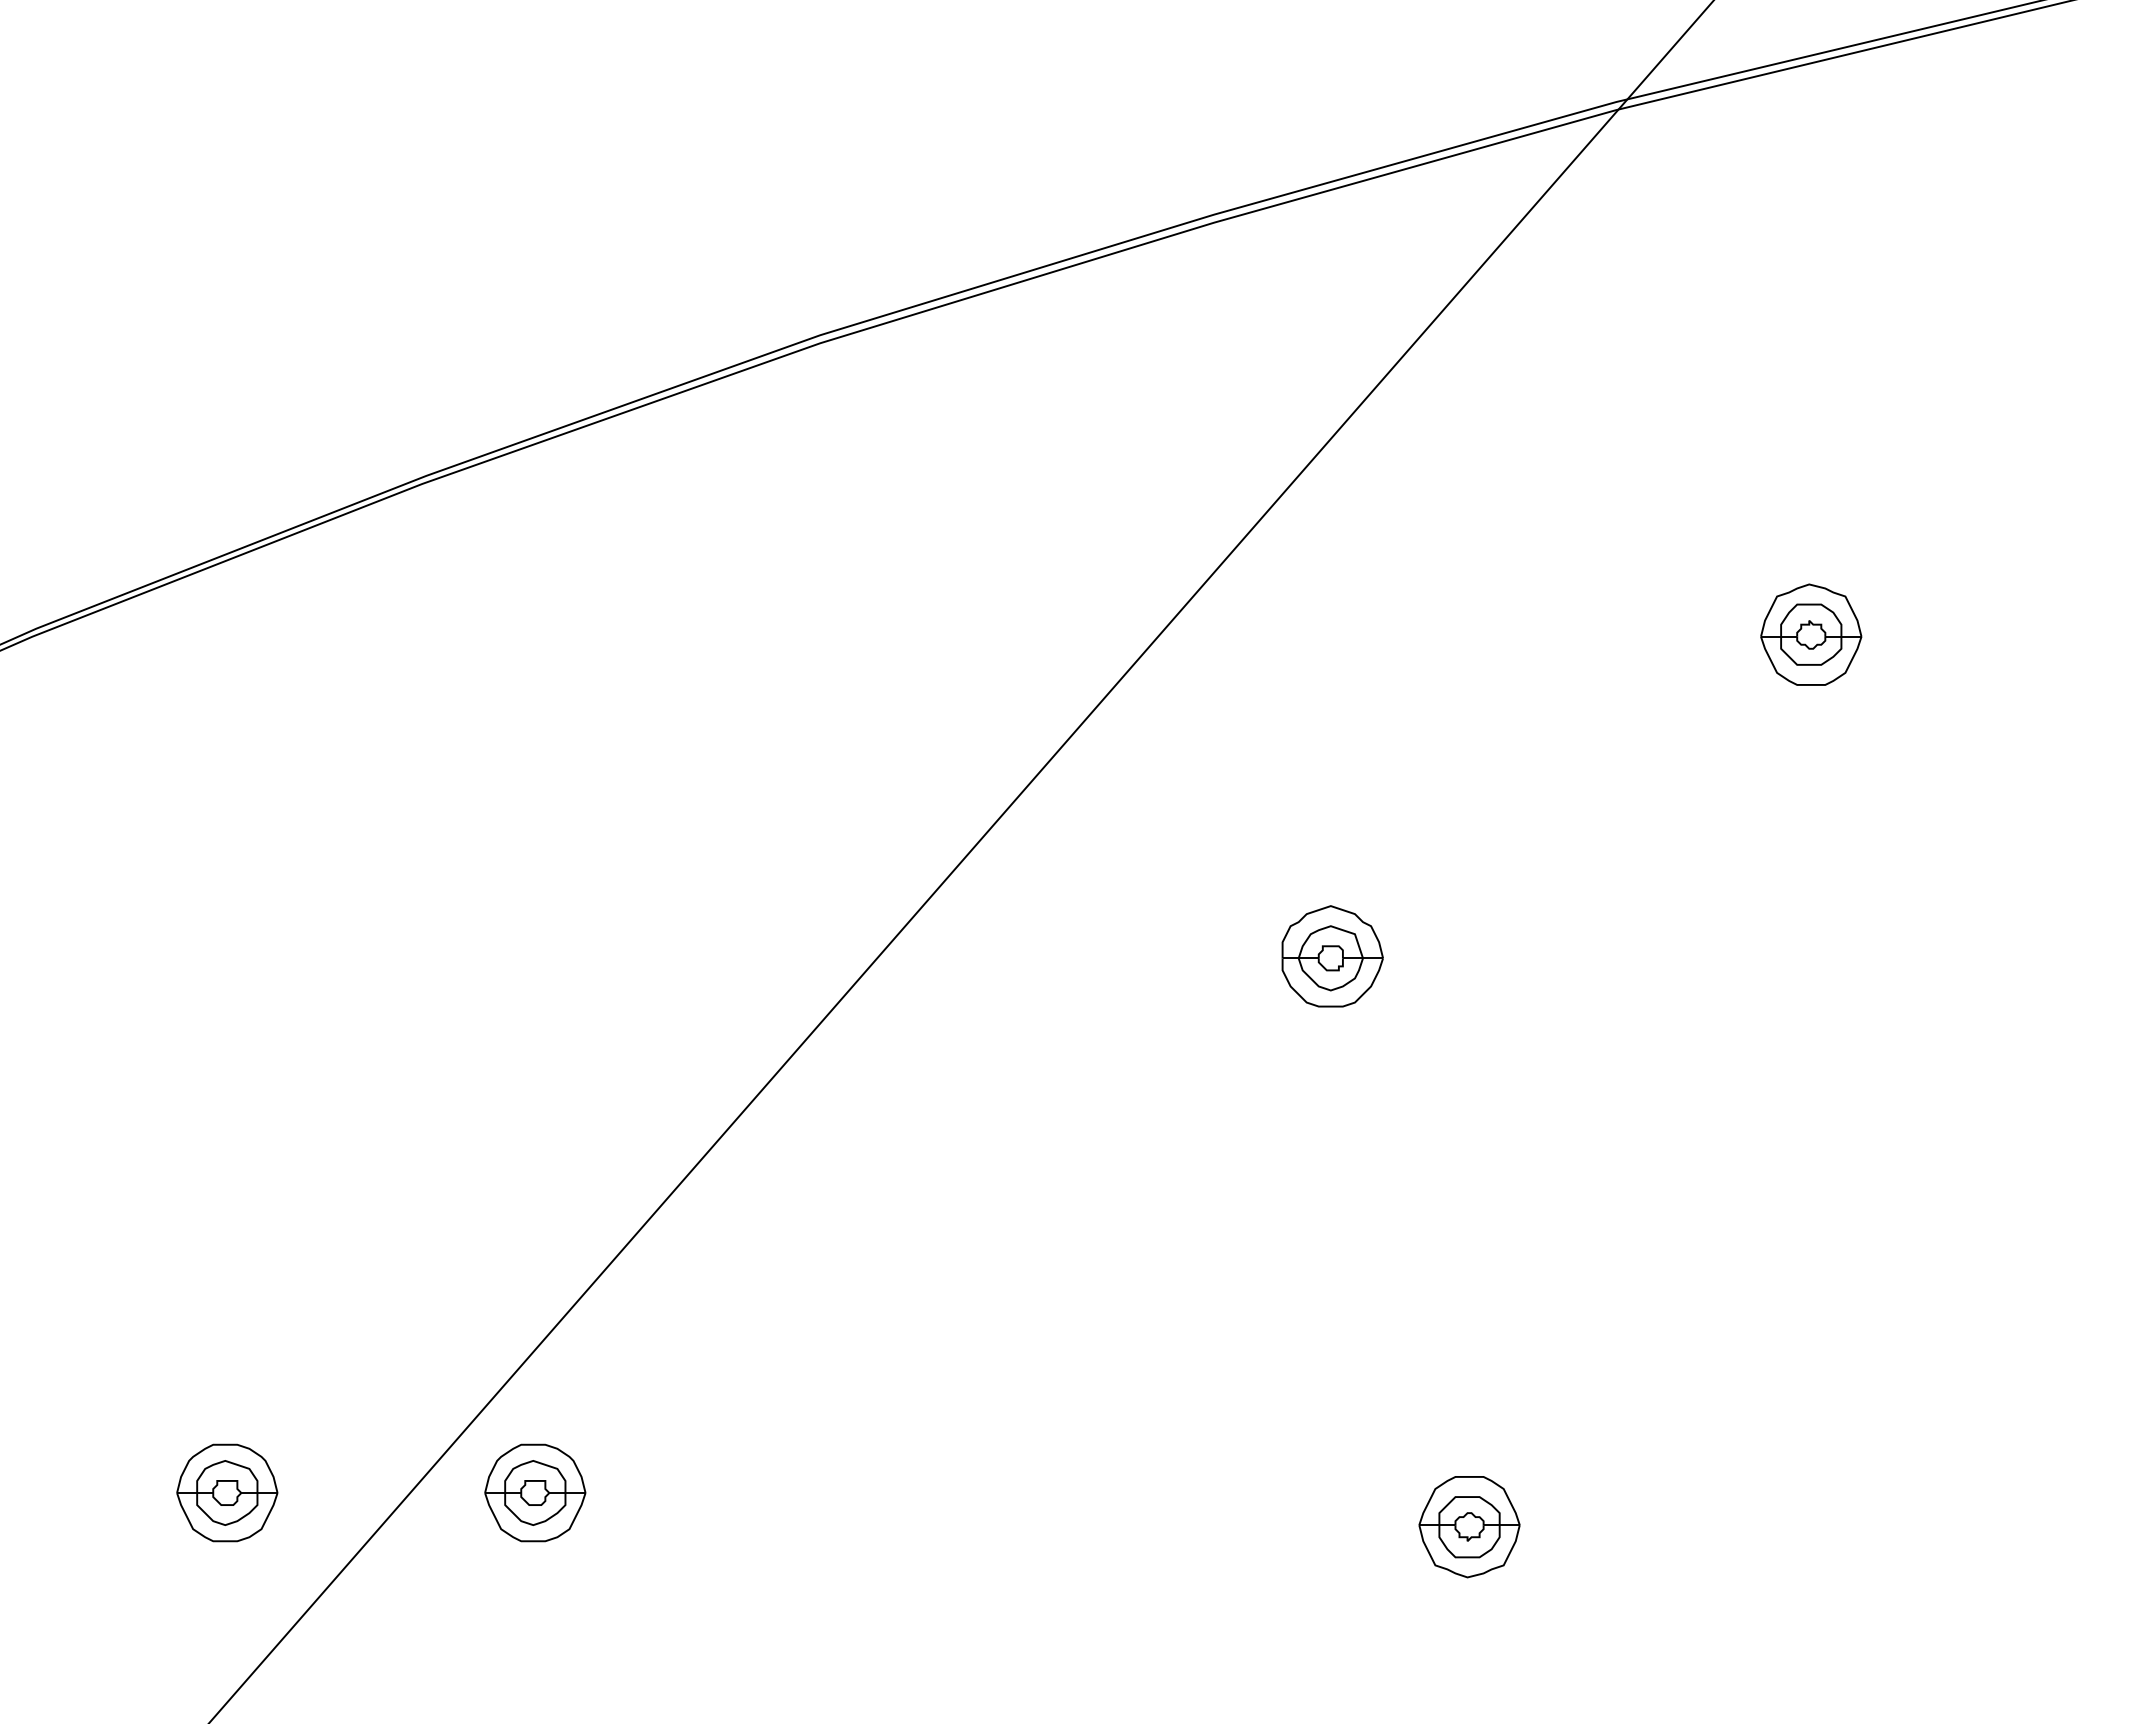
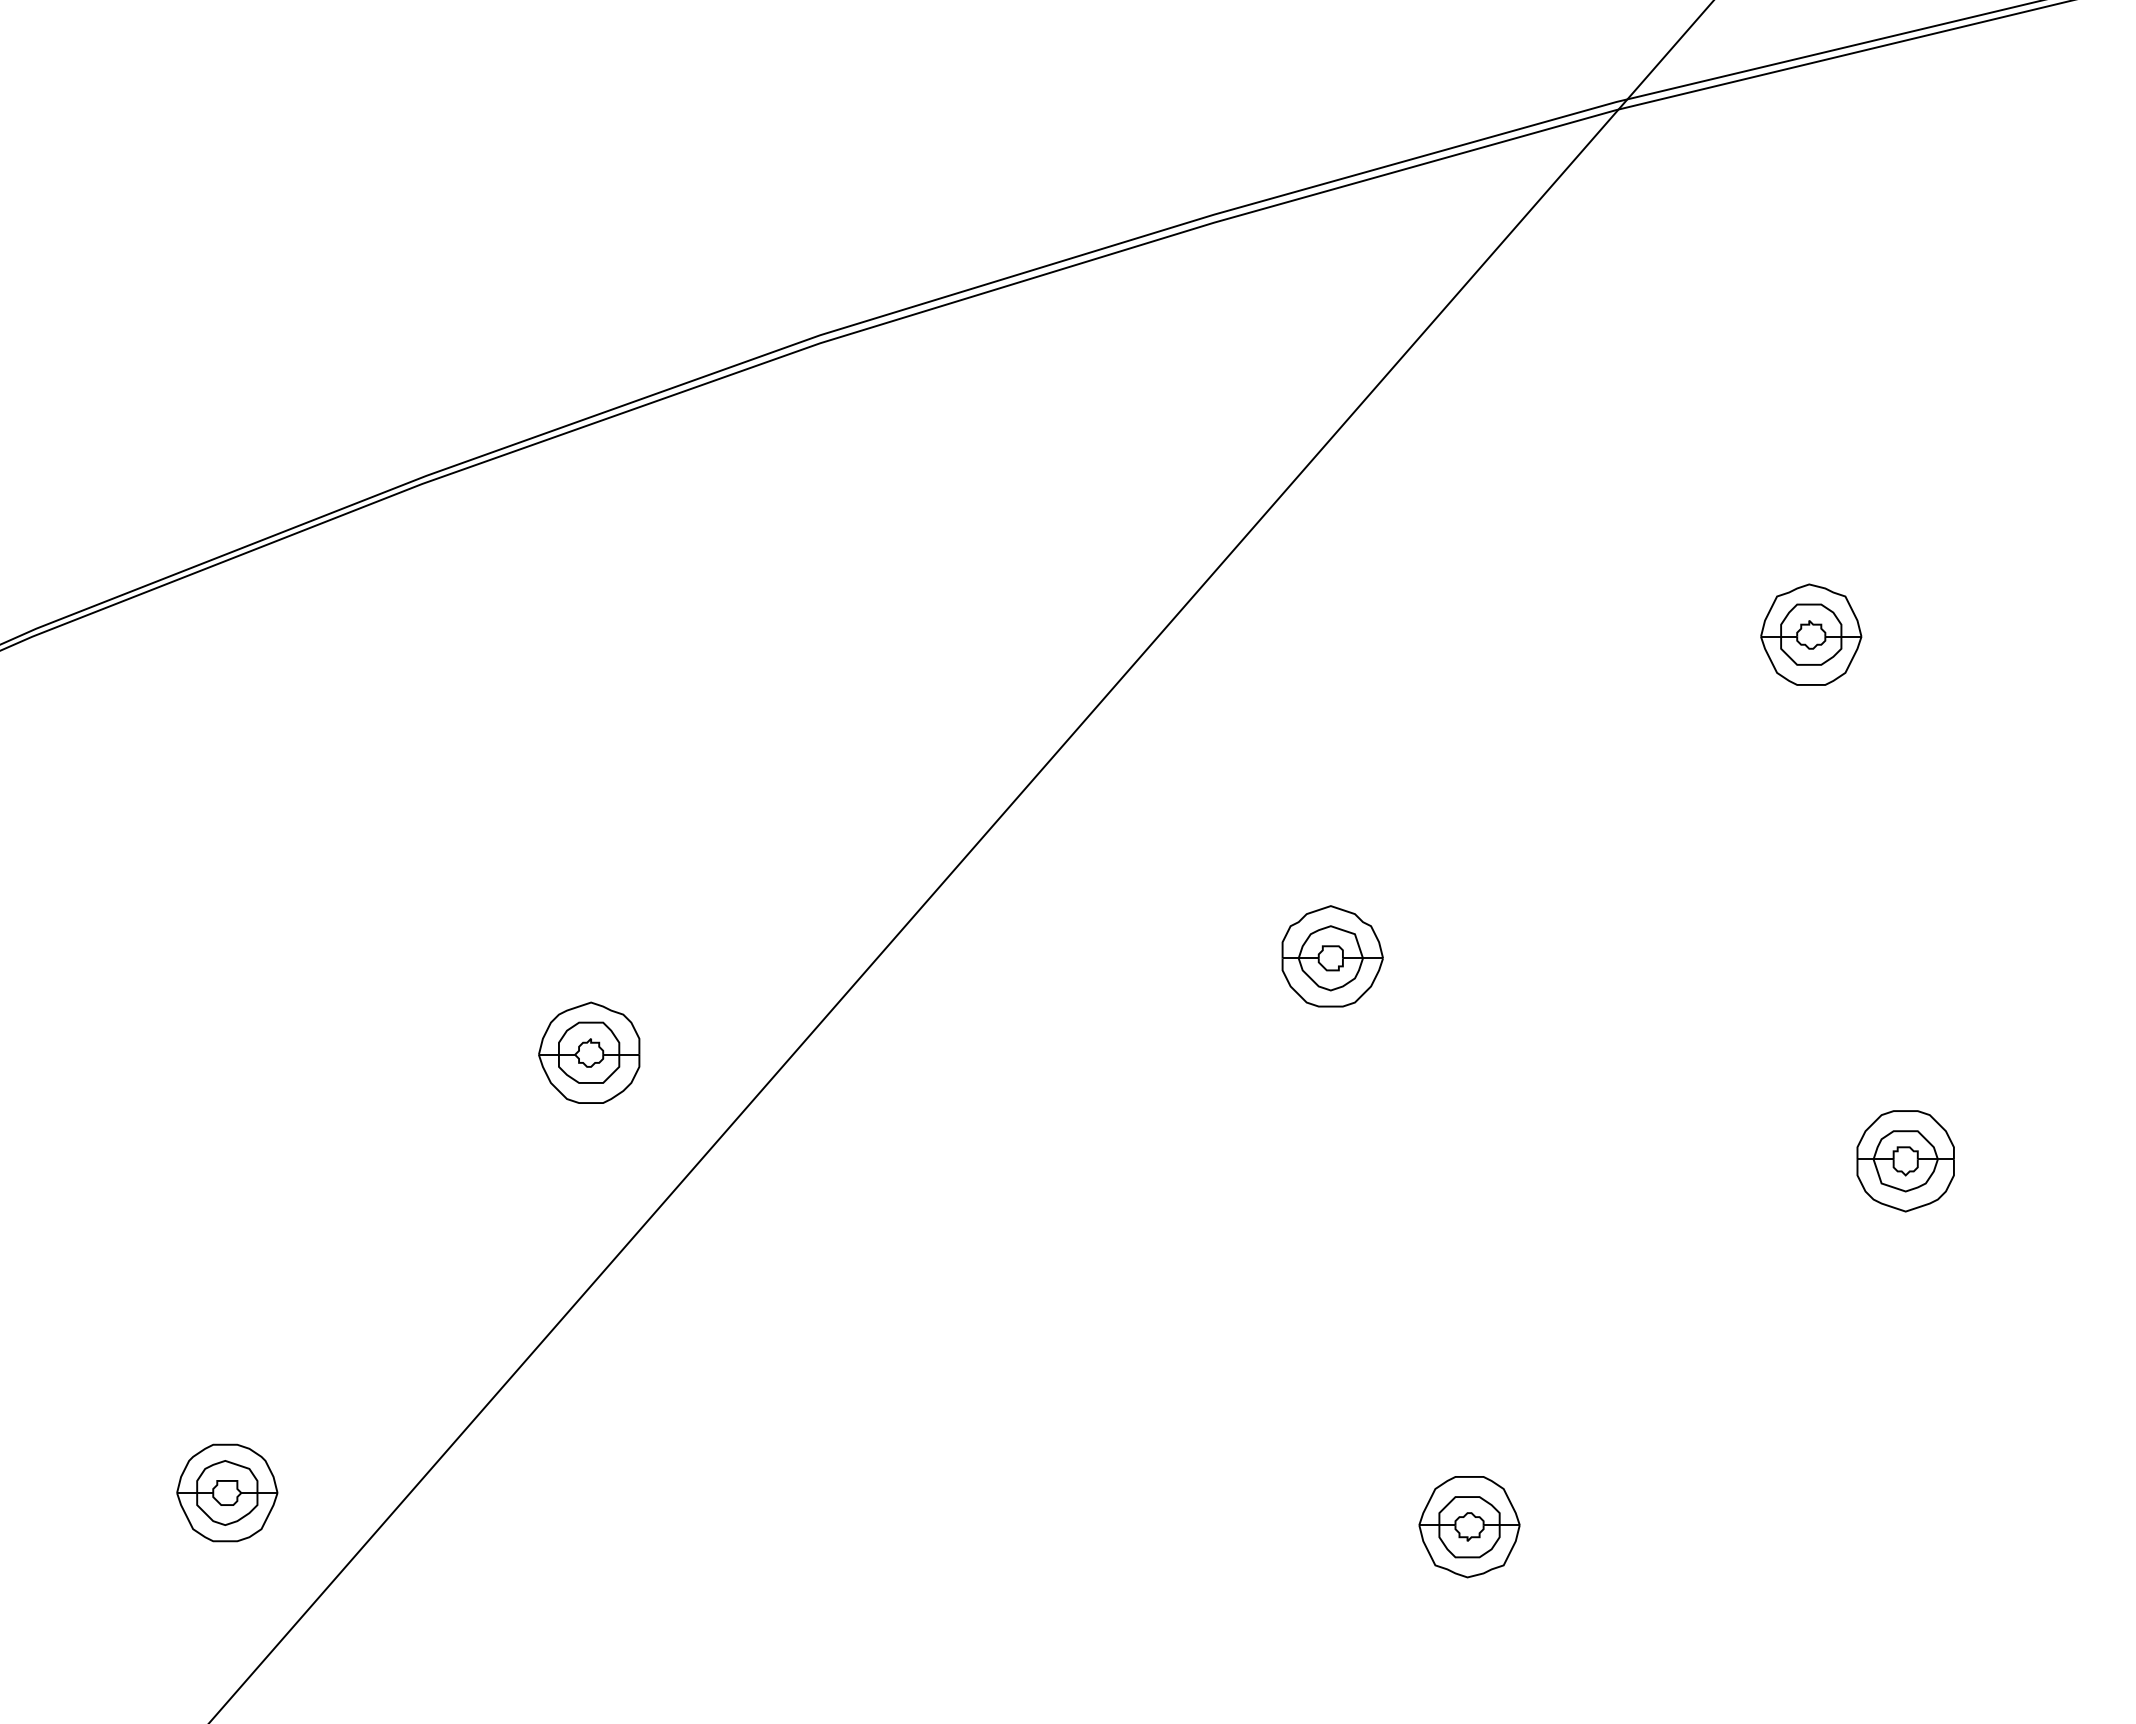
part: none -> present (589, 1052)
part: none -> present (1905, 1161)
part: present -> none (535, 1492)
